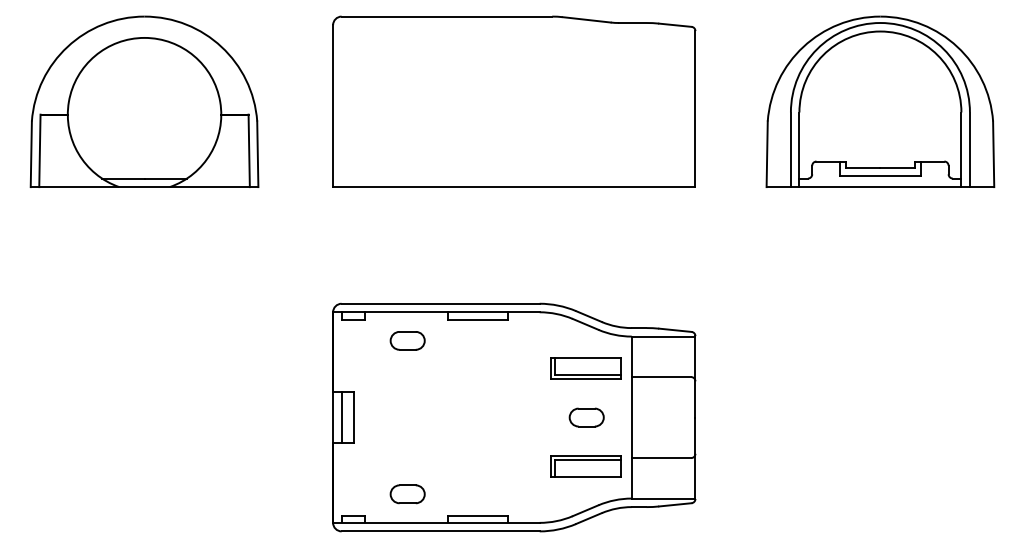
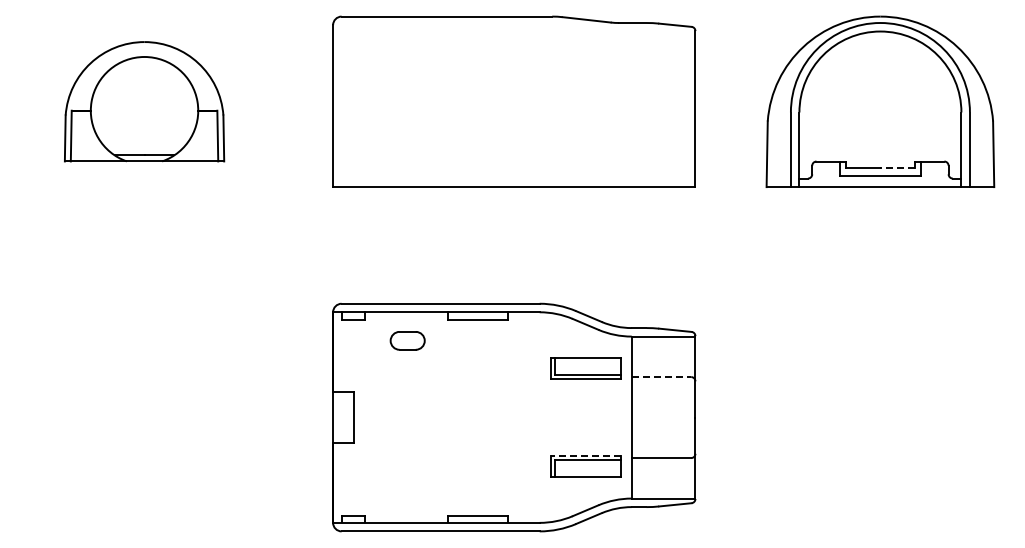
part size: 231x173 px -> 162x122 px (144, 101)
line: solid -> dashed (896, 167)
line: solid -> dashed (661, 377)
line: present -> none (341, 417)
part: present -> none (586, 417)
line: solid -> dashed (585, 455)
part: present -> none (407, 494)
